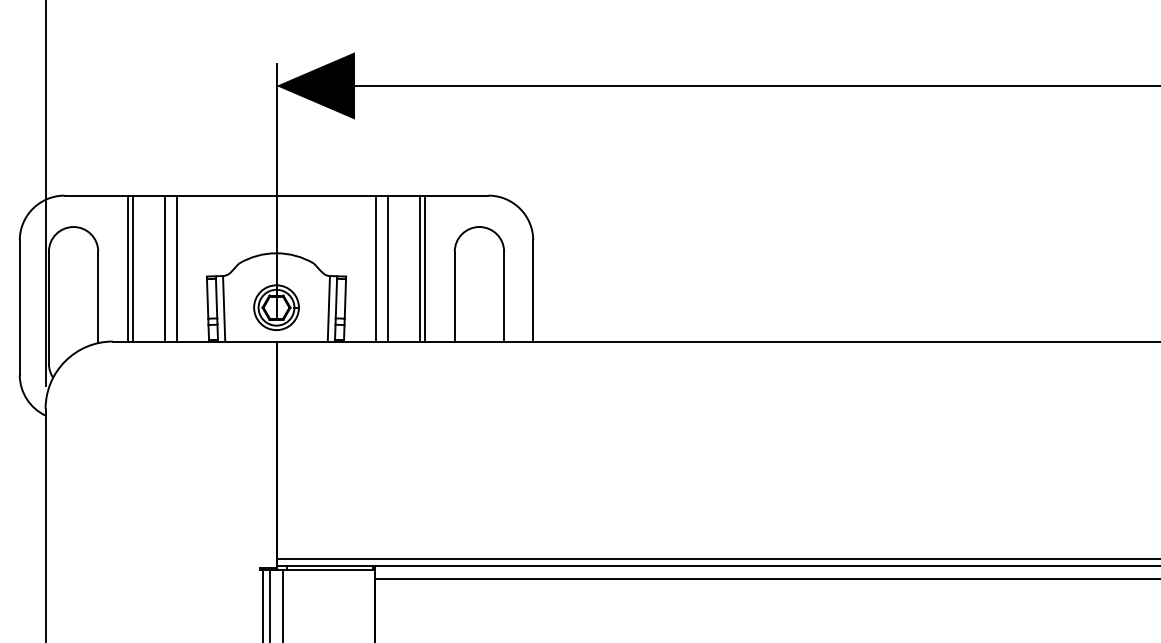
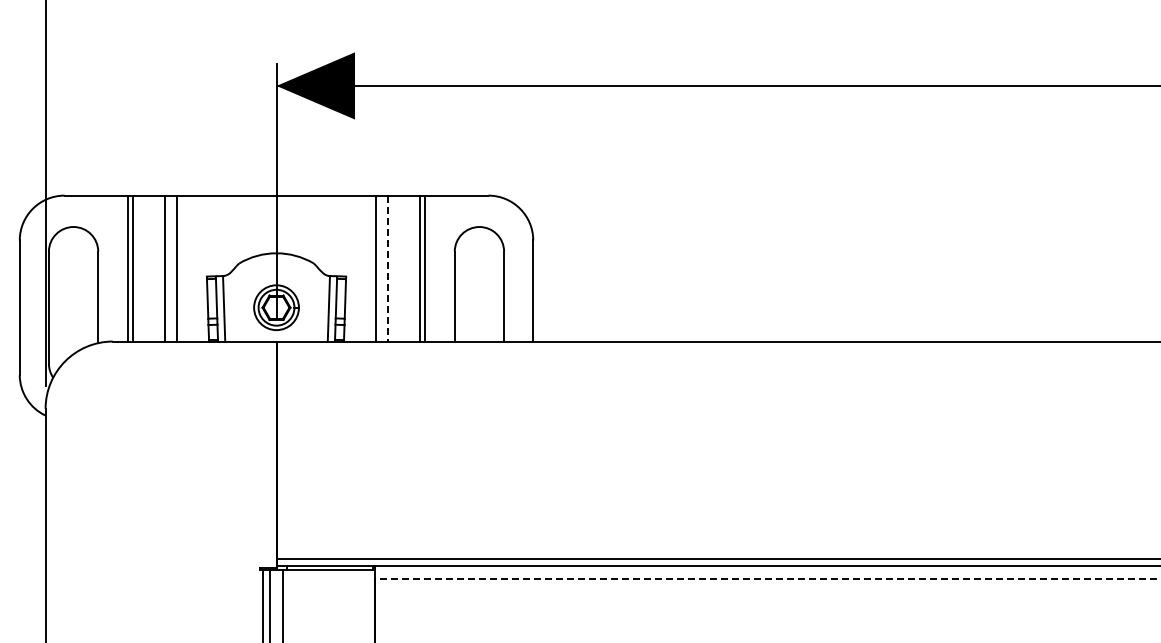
line: solid -> dashed (387, 268)
line: solid -> dashed (767, 579)
